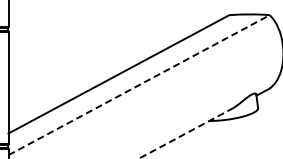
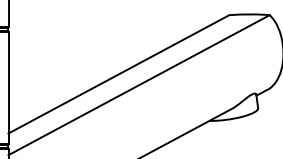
line: dashed -> solid (139, 84)
line: dashed -> solid (186, 133)
